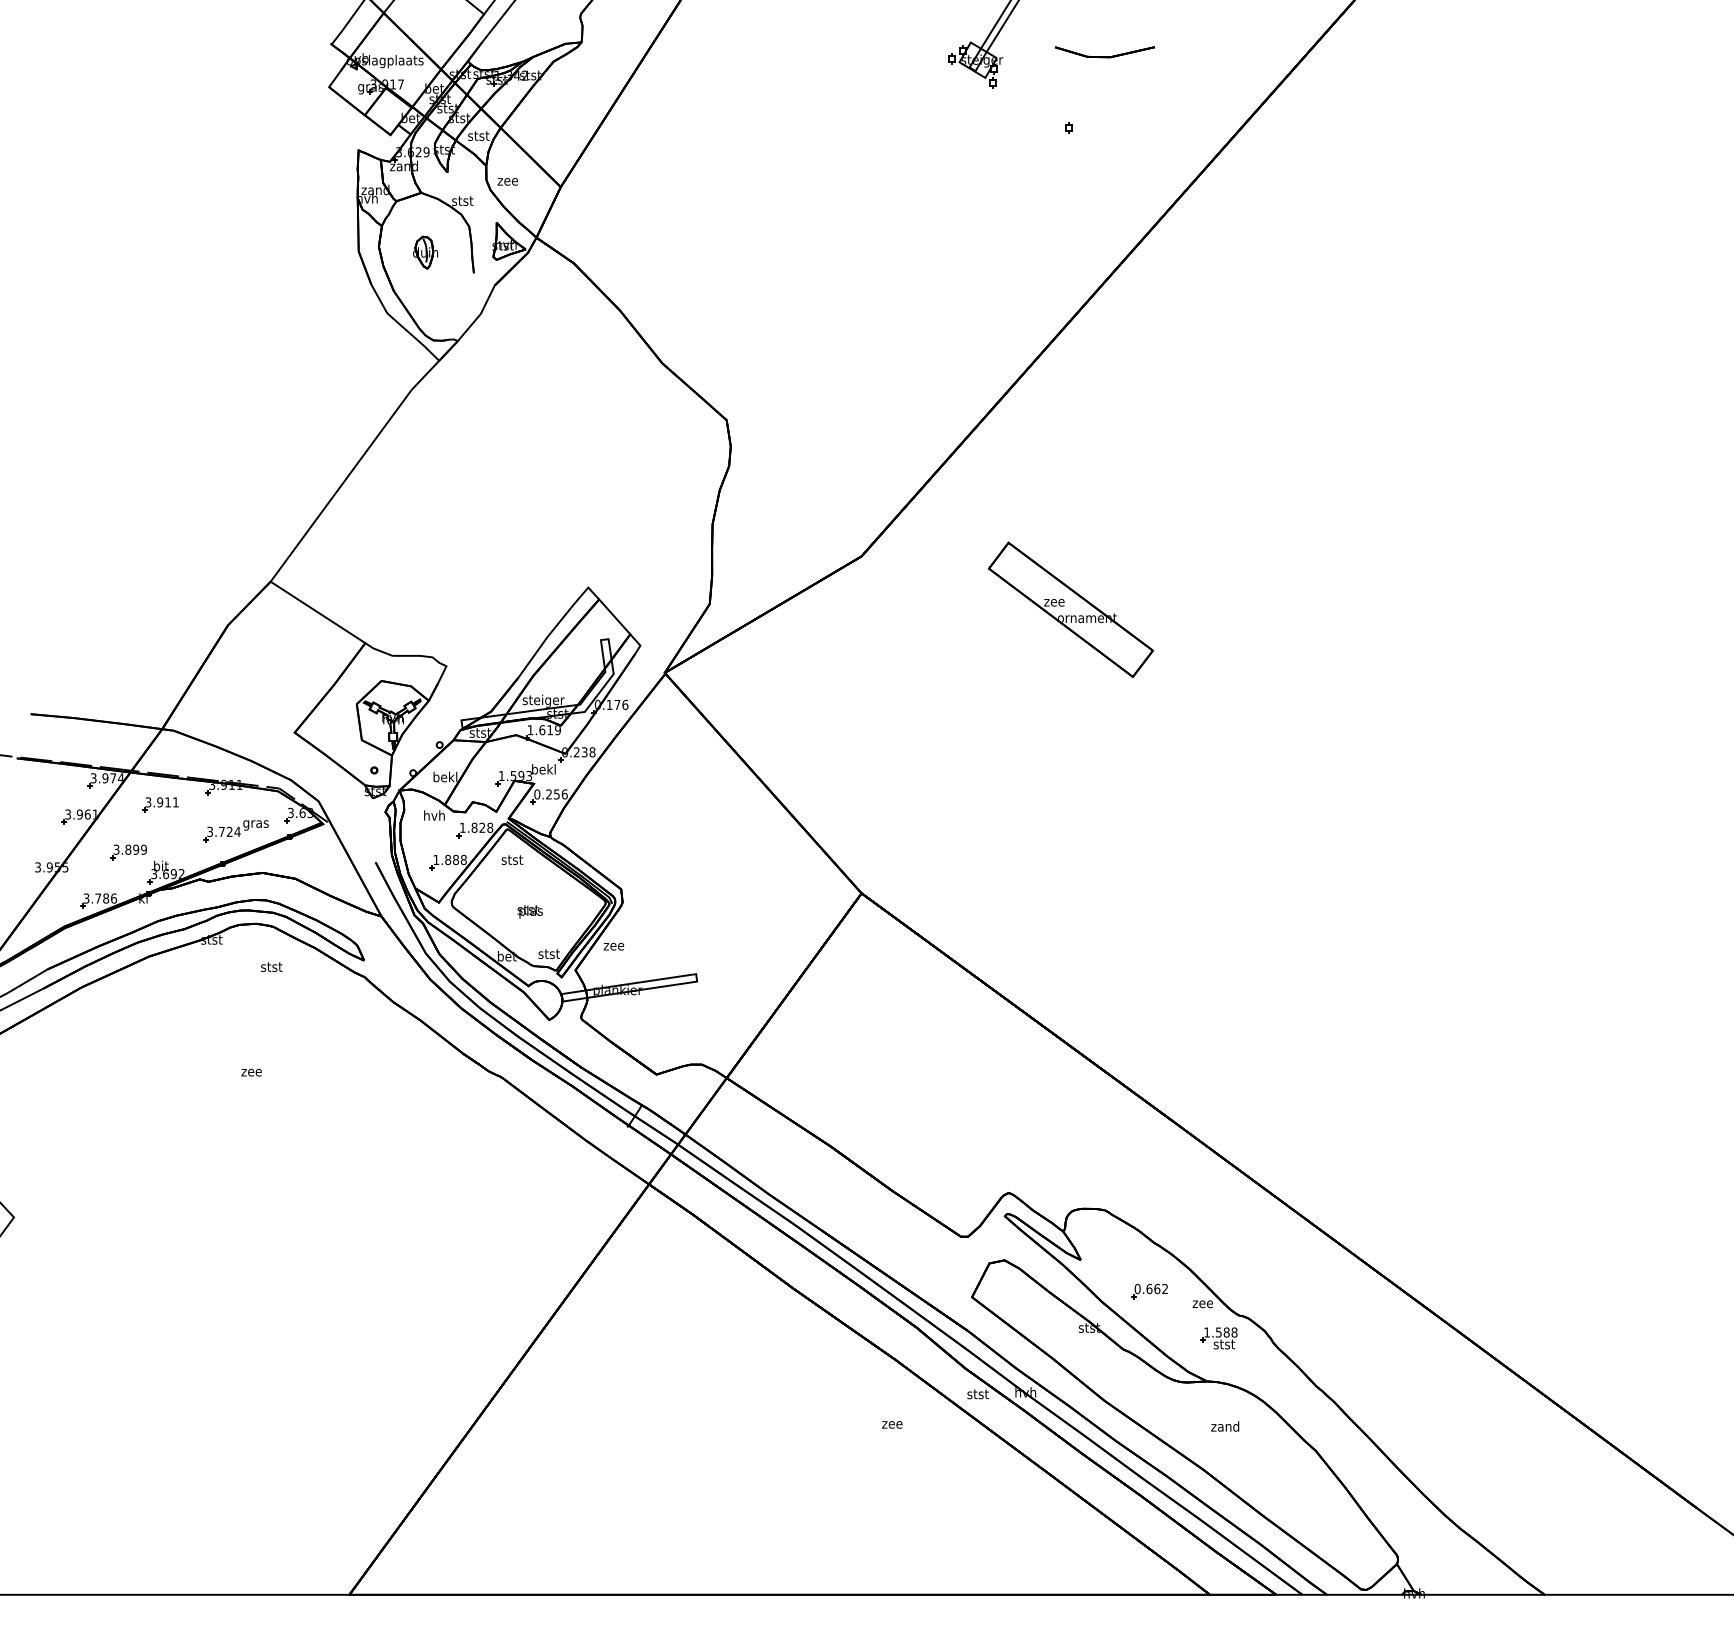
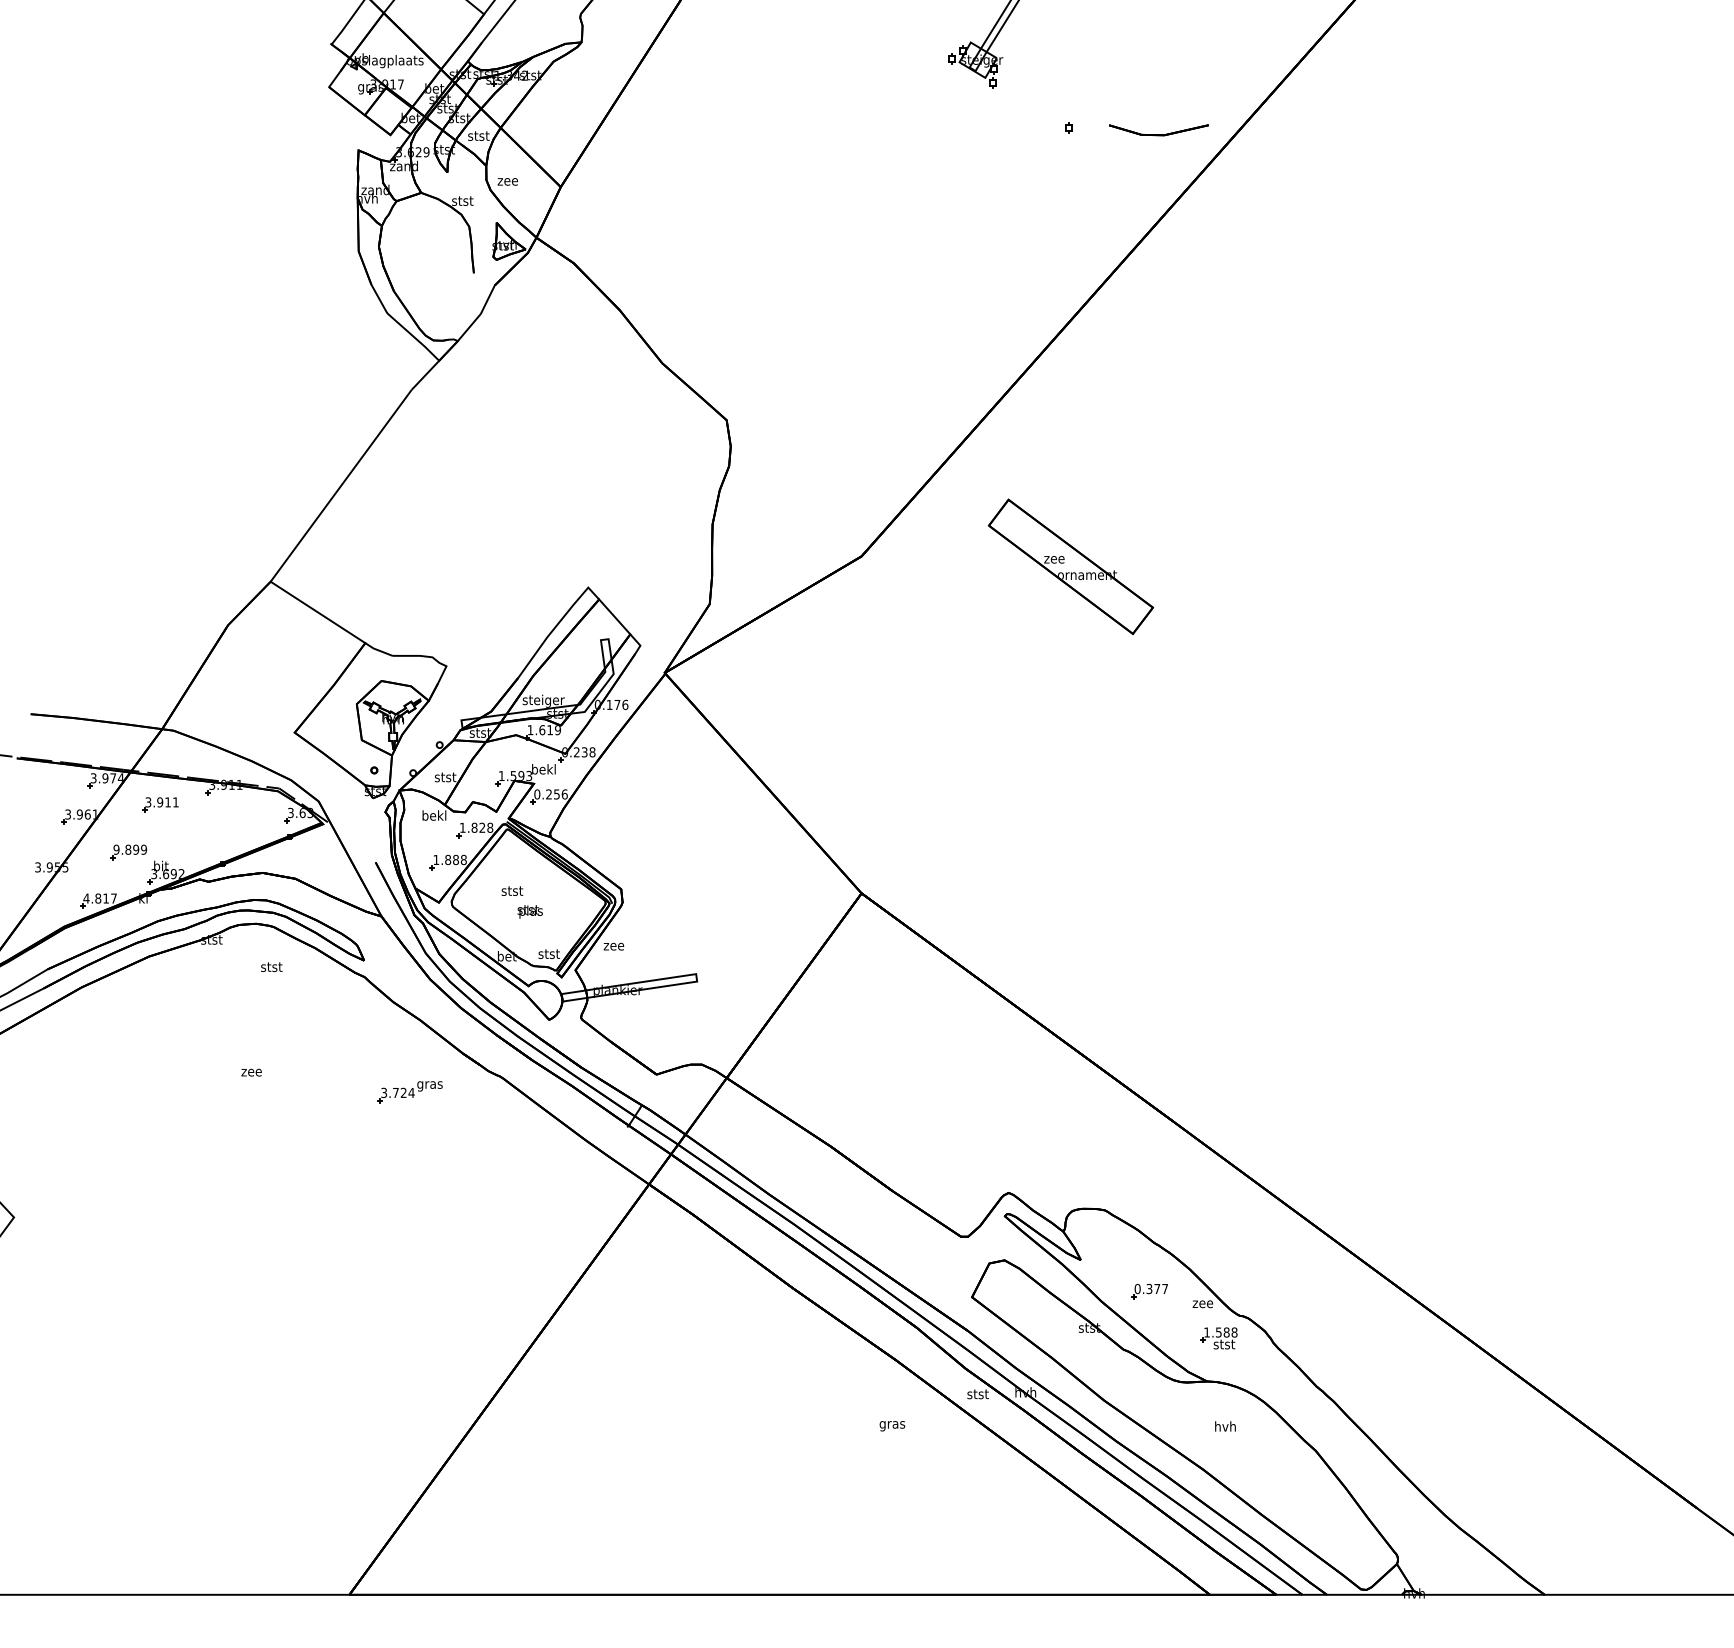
part position: (1104, 52) -> (1158, 130) (1158, 130)
part: present -> none (425, 252)
part position: (1070, 609) -> (1070, 566) (1070, 566)
text: bekl -> stst (445, 776)
text: hvh -> bekl (434, 815)
part position: (235, 831) -> (409, 1092) (409, 1092)
text: 3.899 -> 9.899 (116, 849)
text position: (512, 859) -> (512, 890) (512, 890)
text: 3.786 -> 4.817 (100, 898)
text: 0.662 -> 0.377 (1156, 1288)
text: zee -> gras (892, 1426)
text: zand -> hvh (1225, 1426)
